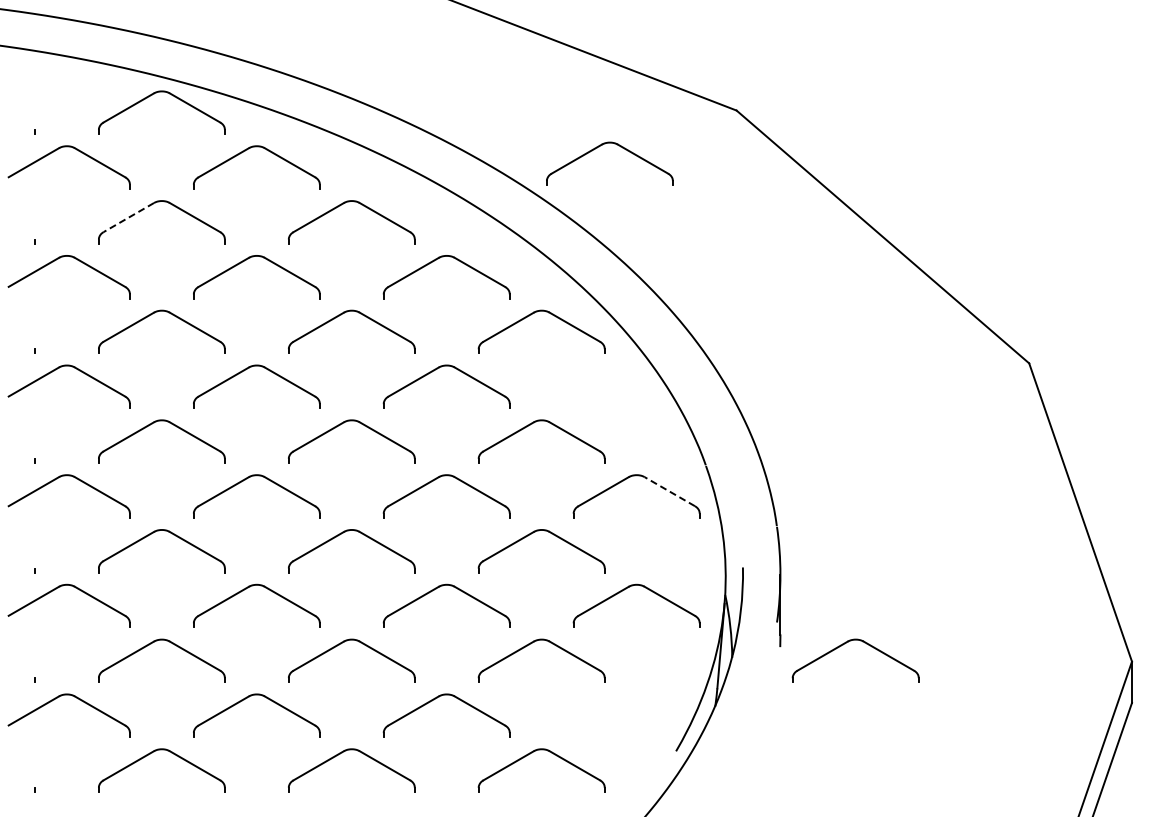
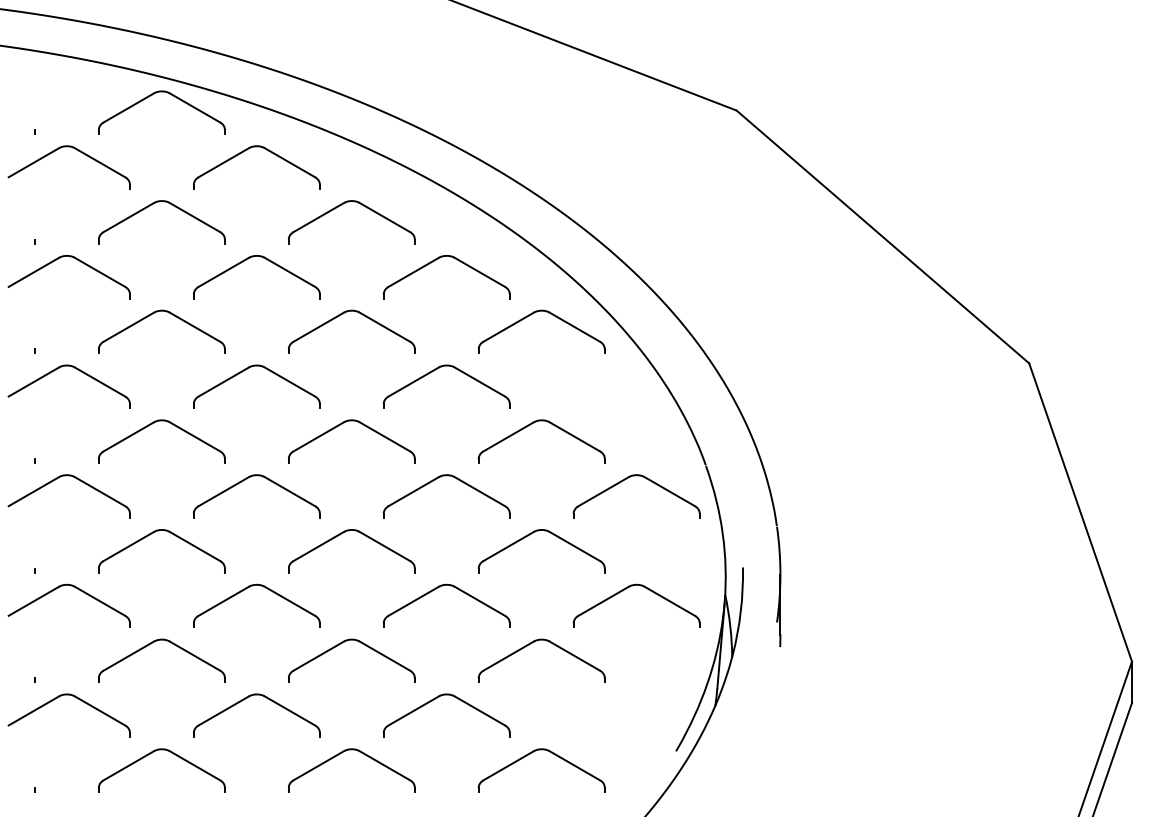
part: present -> none (599, 147)
line: dashed -> solid (128, 217)
line: dashed -> solid (669, 491)
part: present -> none (843, 645)
